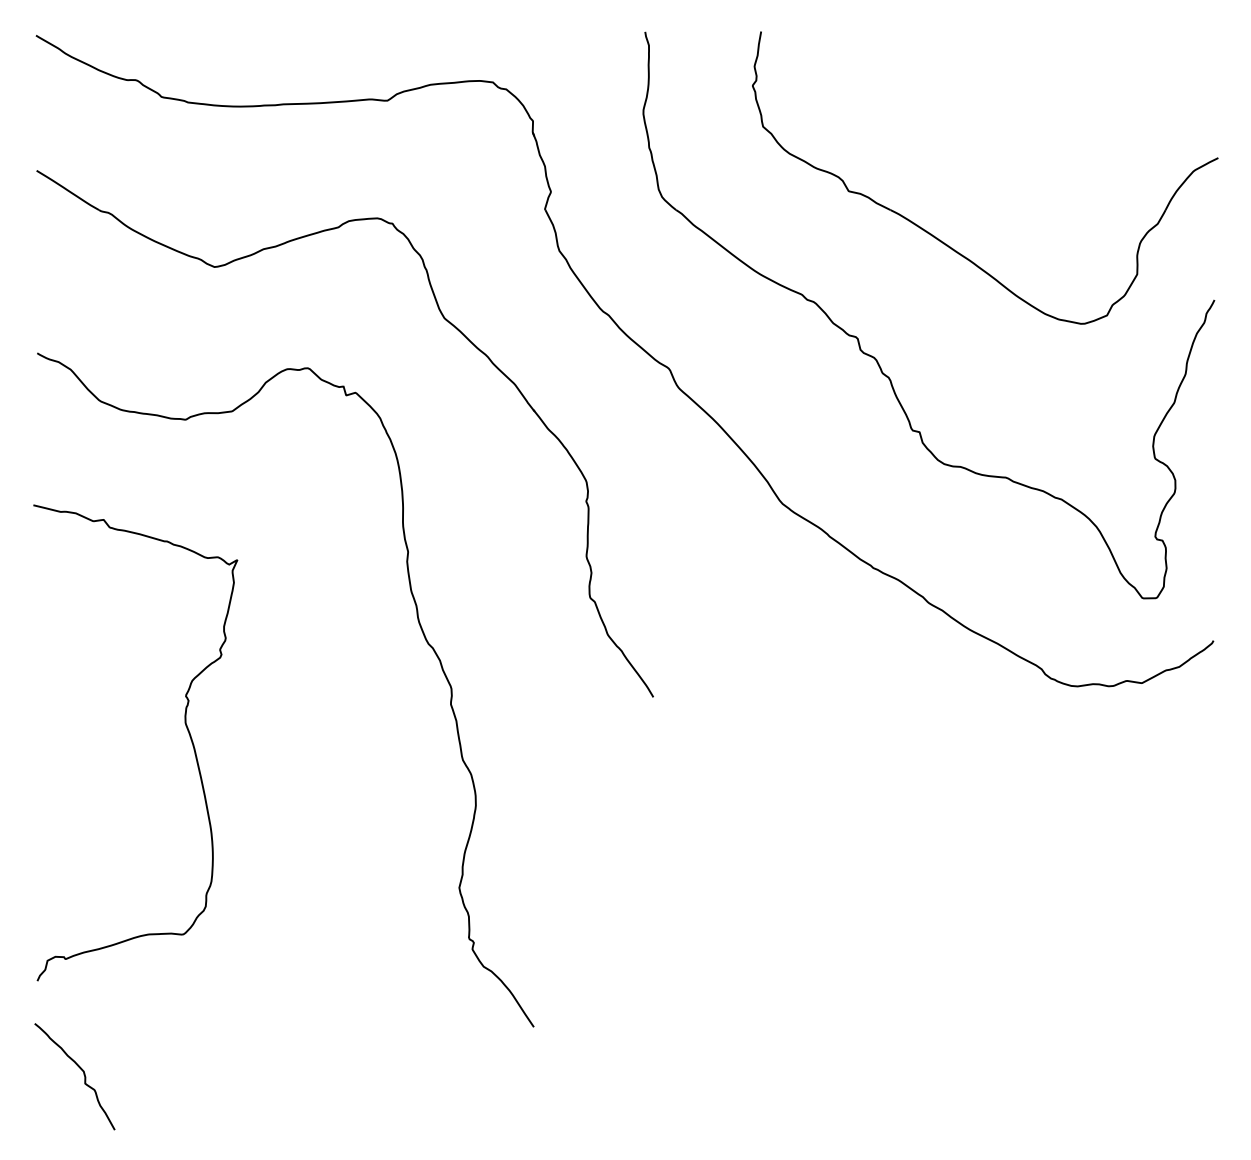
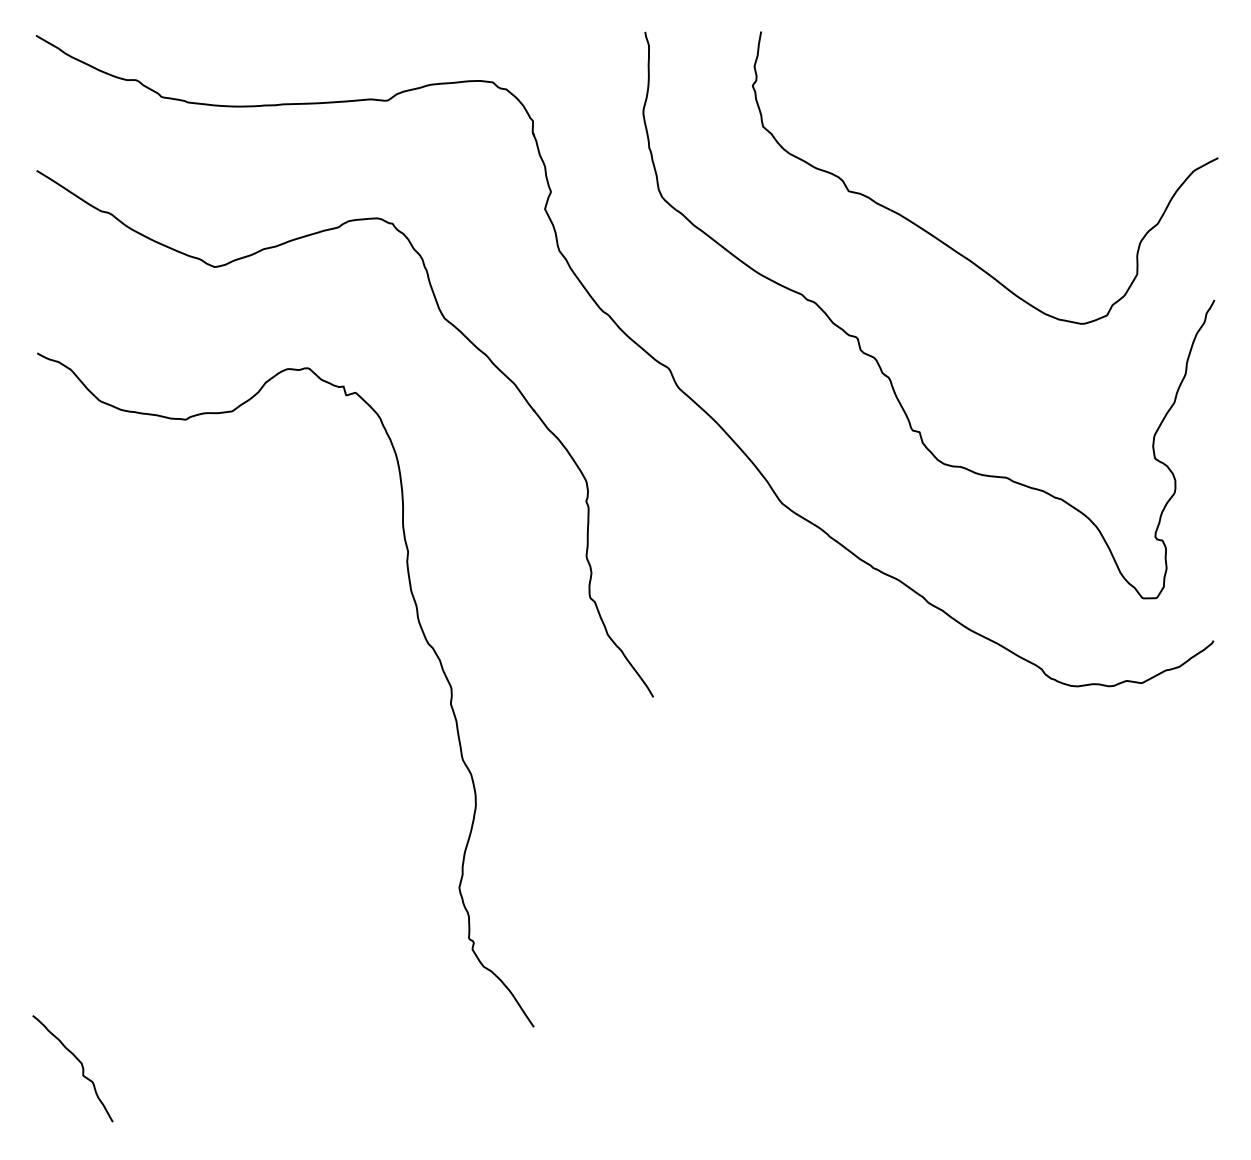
curve: present -> none (185, 726)
curve position: (83, 1075) -> (81, 1067) (81, 1067)
